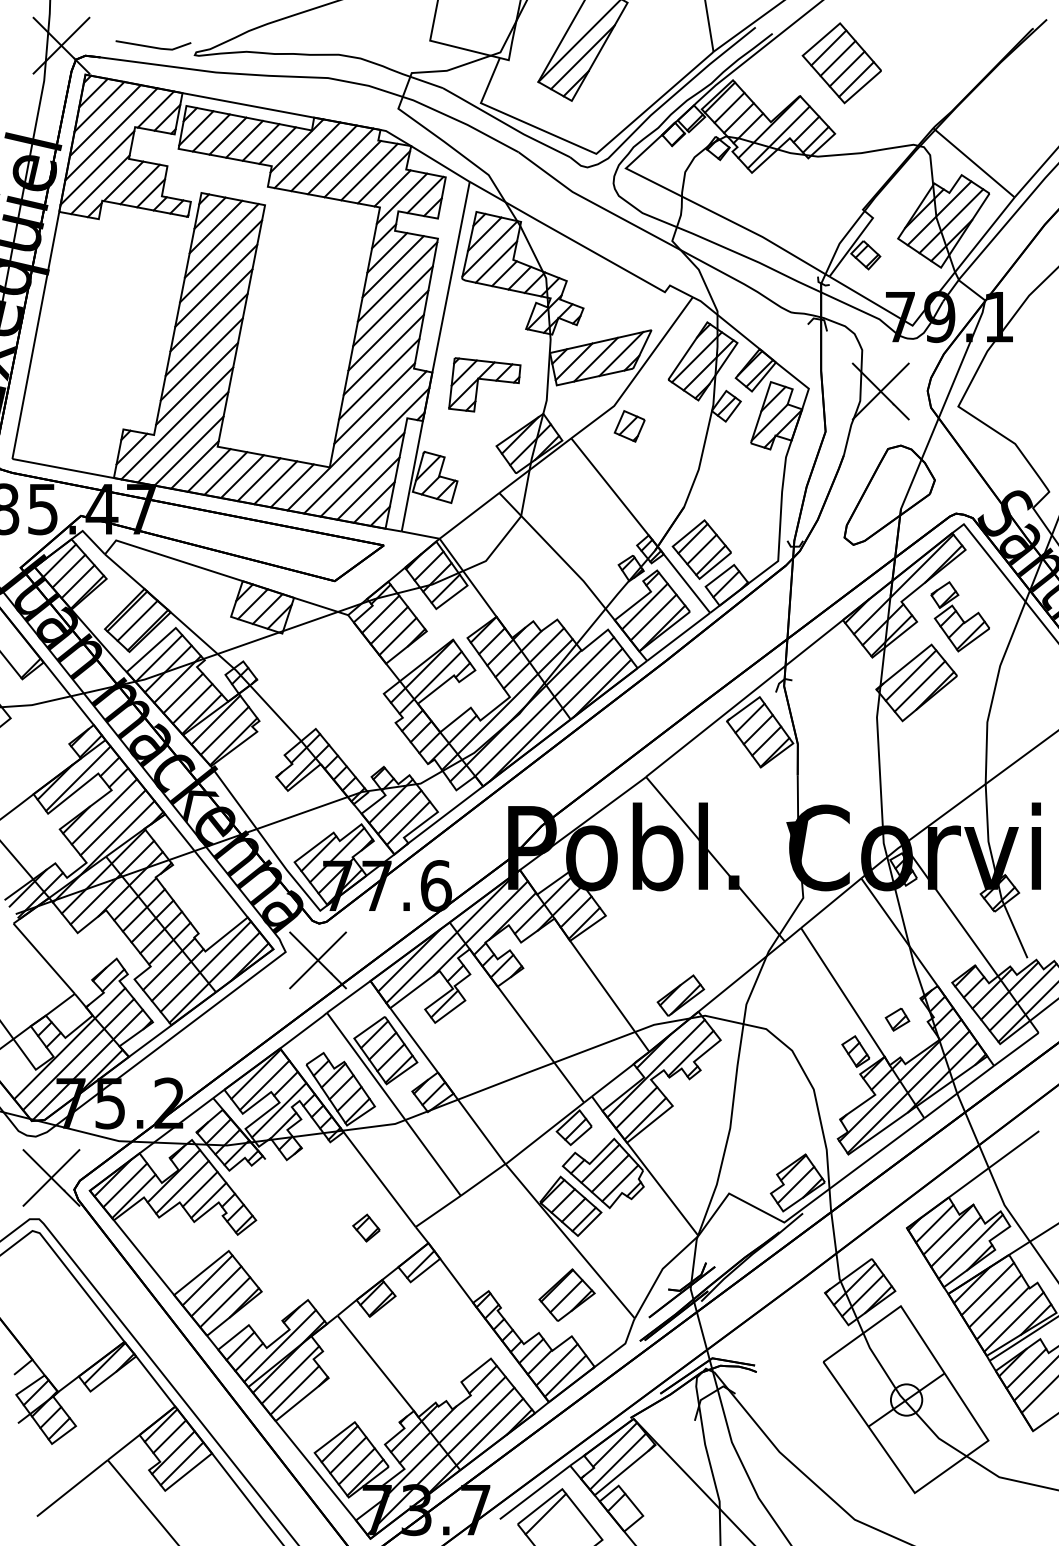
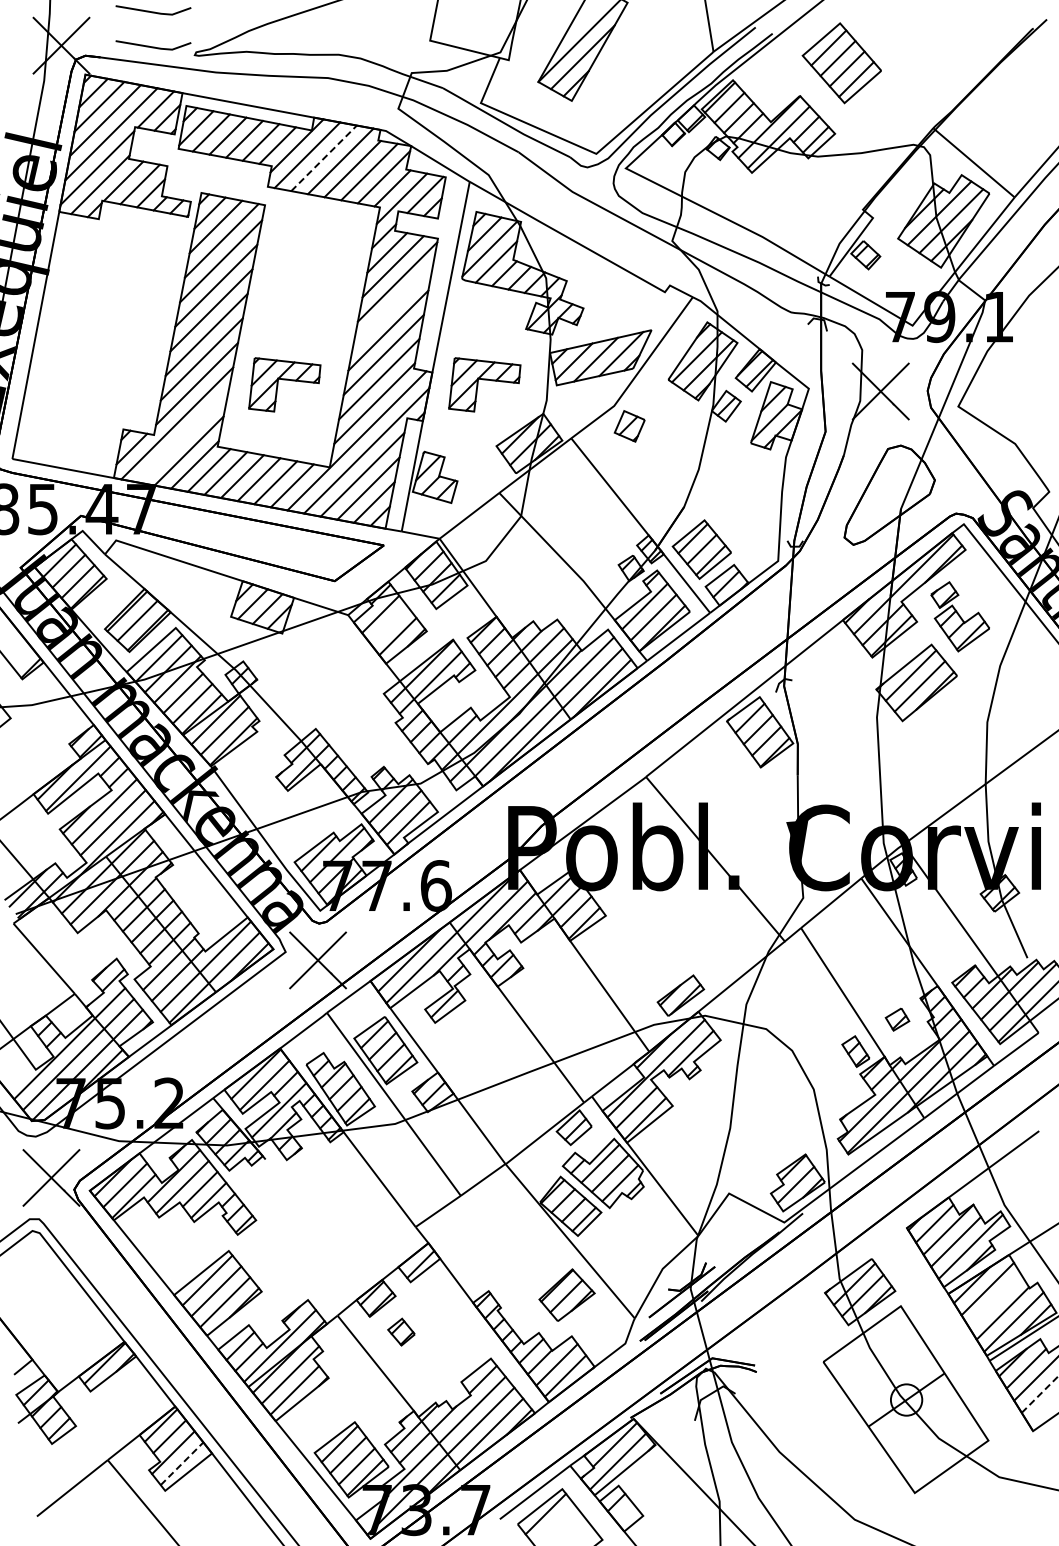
line: none -> present (153, 11)
line: solid -> dashed (324, 158)
line: present -> none (392, 306)
part: none -> present (284, 384)
line: present -> none (183, 437)
line: present -> none (388, 625)
part position: (366, 1227) -> (401, 1331) (401, 1331)
line: present -> none (995, 1301)
line: solid -> dashed (1040, 1394)
line: solid -> dashed (182, 1463)
